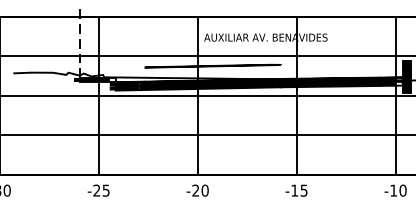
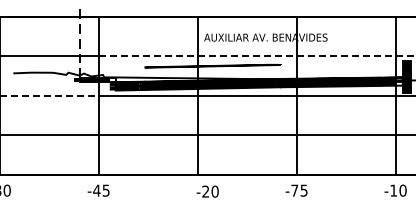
line: solid -> dashed (257, 56)
line: solid -> dashed (49, 95)
text: -25 -> -45 (96, 190)
text position: (197, 190) -> (207, 191) (207, 191)
text: -15 -> -75 (294, 190)
